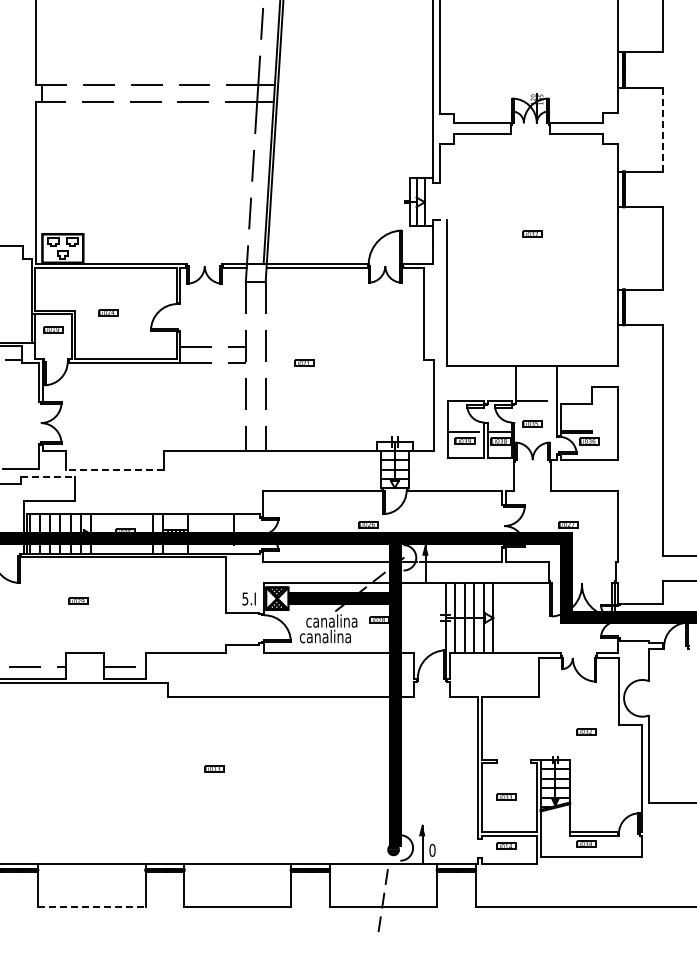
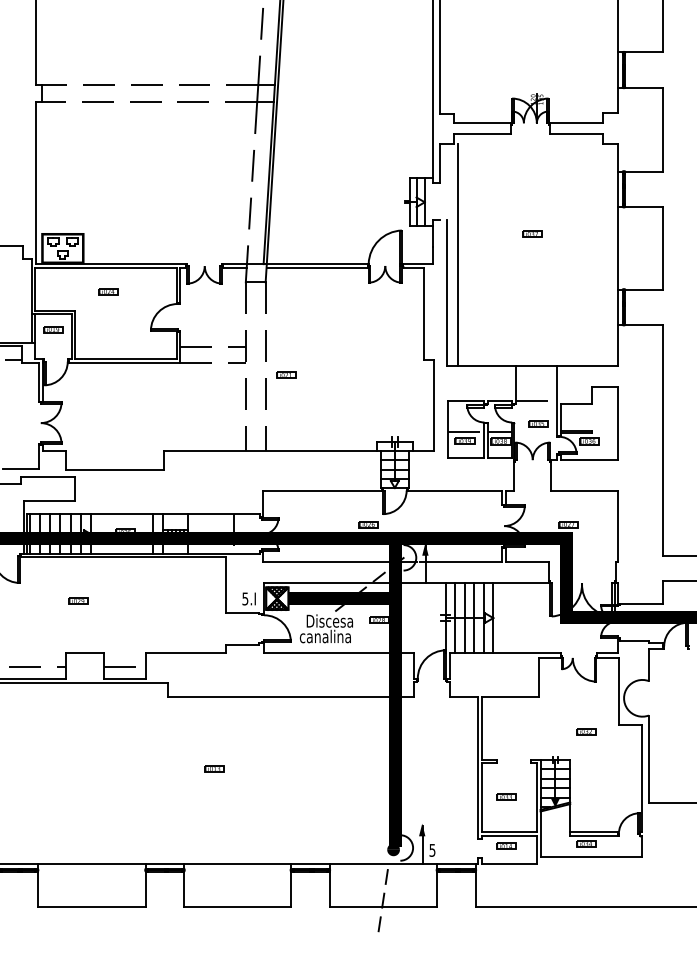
line: dashed -> solid (662, 129)
line: none -> present (458, 255)
part position: (108, 312) -> (108, 291) (108, 291)
part position: (304, 362) -> (286, 374) (286, 374)
part position: (532, 423) -> (538, 423) (538, 423)
line: dashed -> solid (114, 470)
line: dashed -> solid (48, 477)
text: canalina -> Discesa (331, 620)
text: 0 -> 5 (432, 849)
line: dashed -> solid (92, 906)
